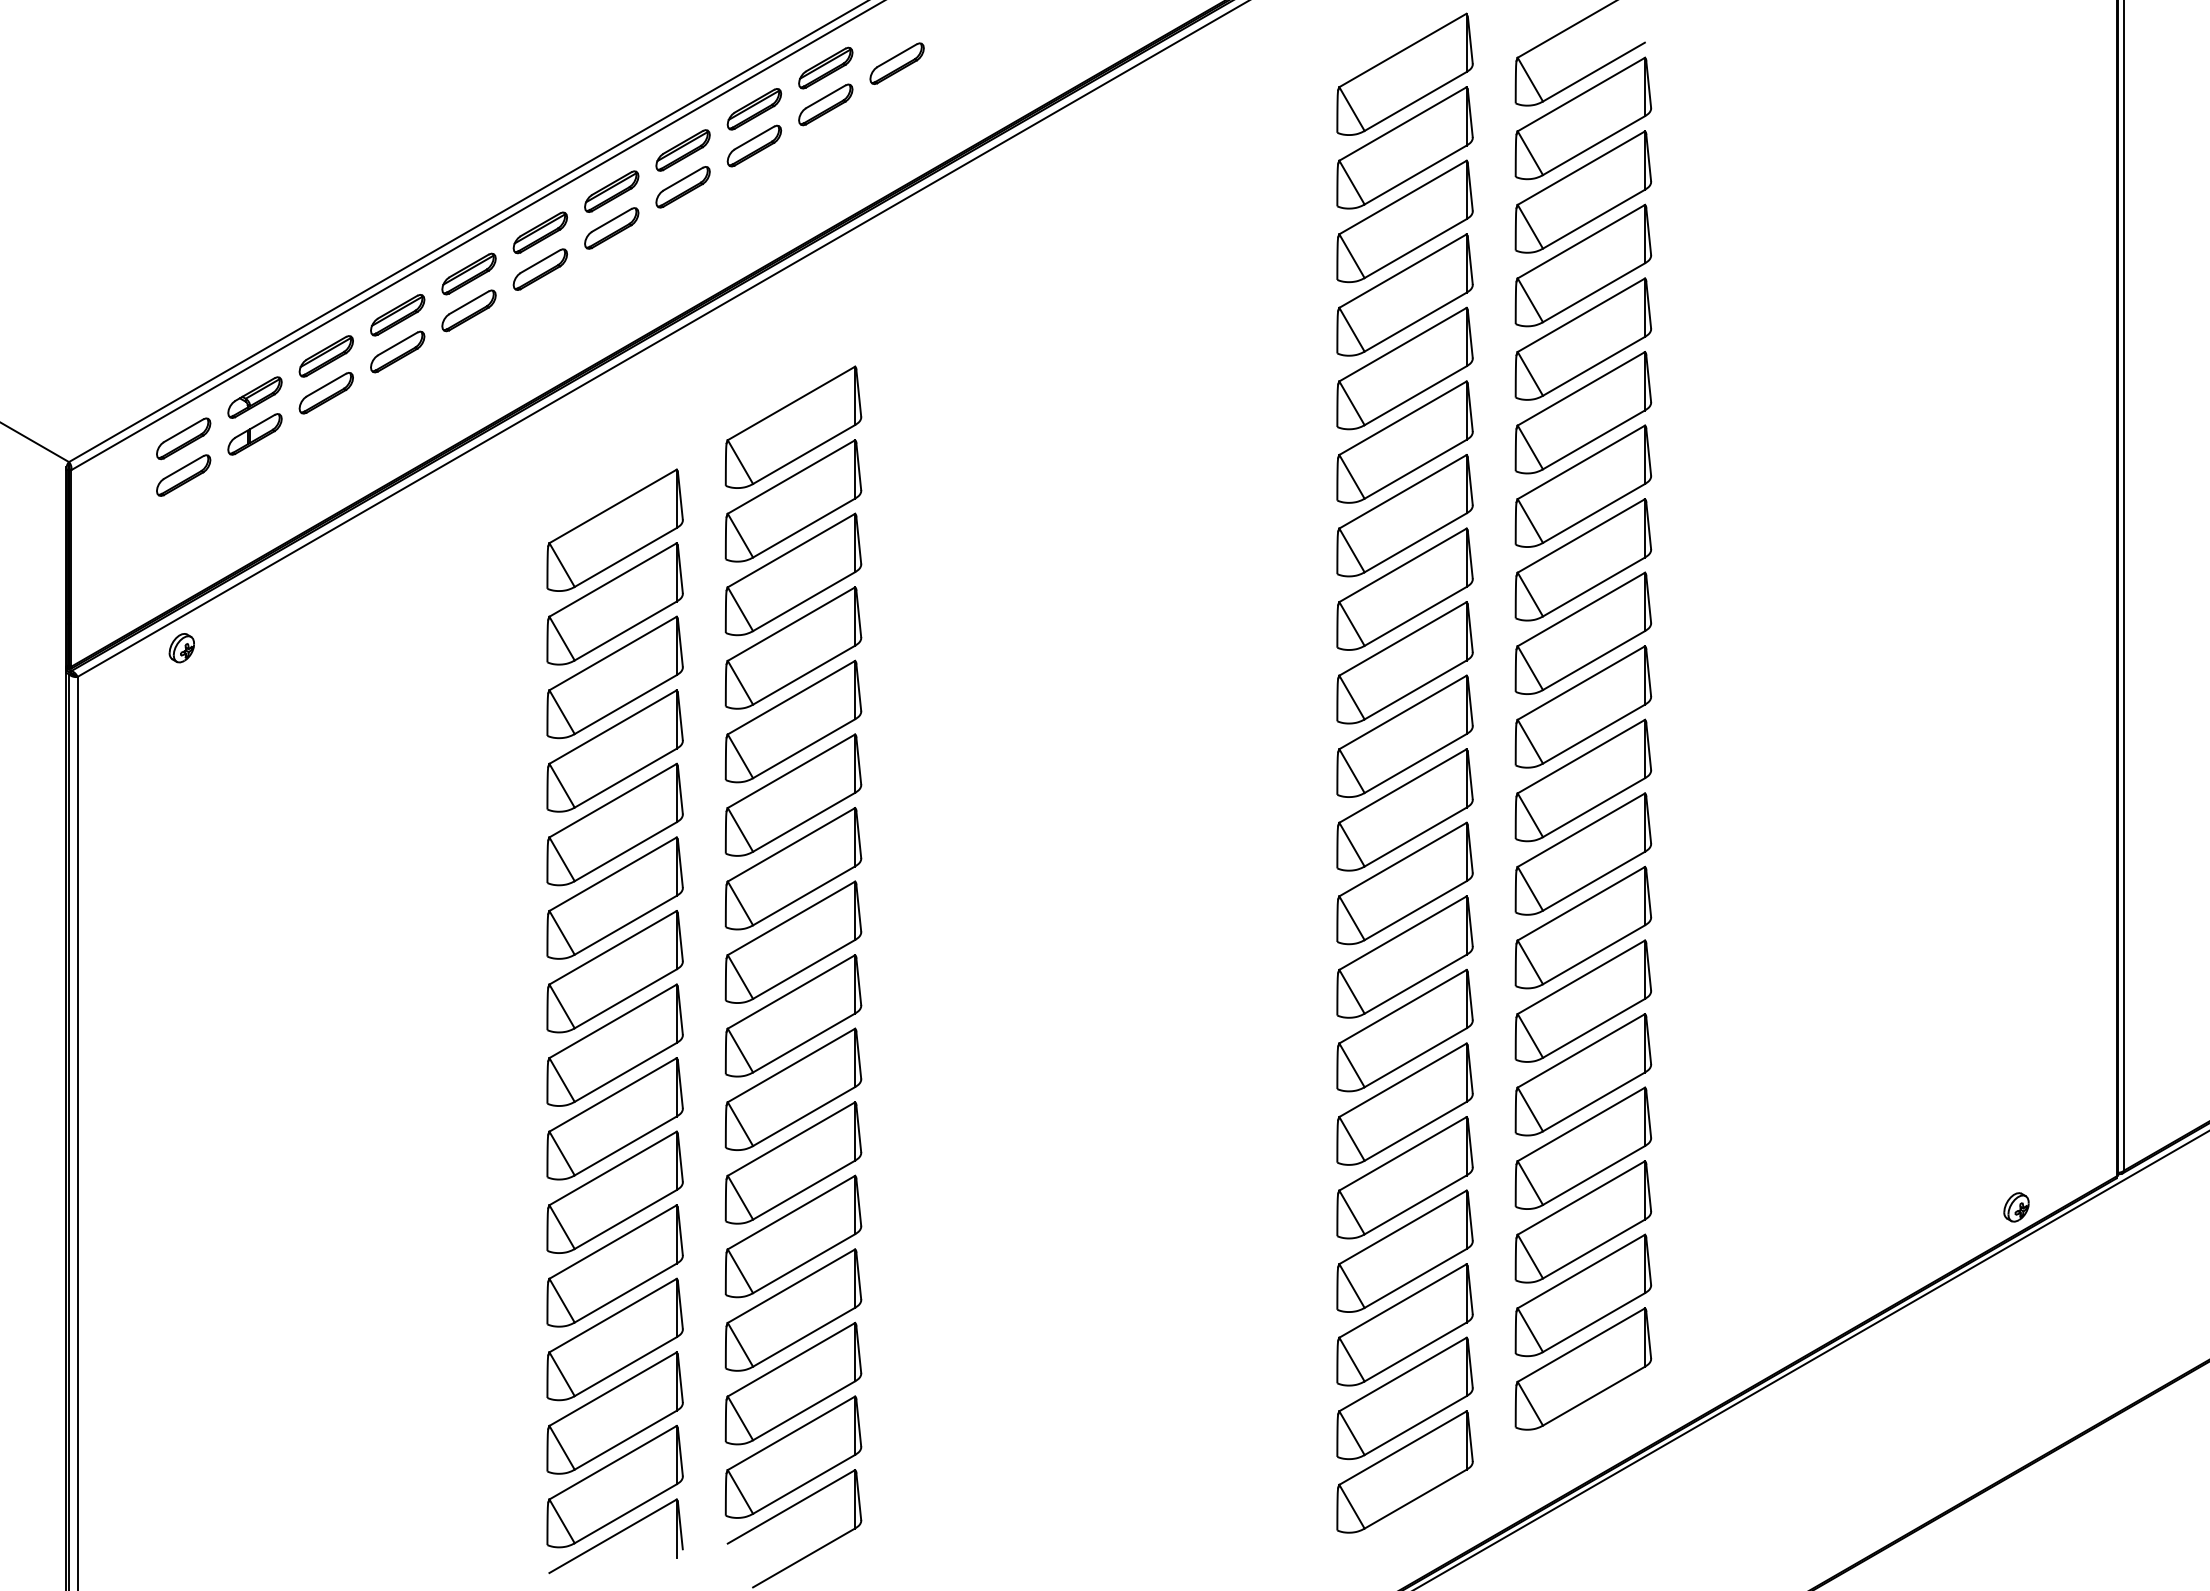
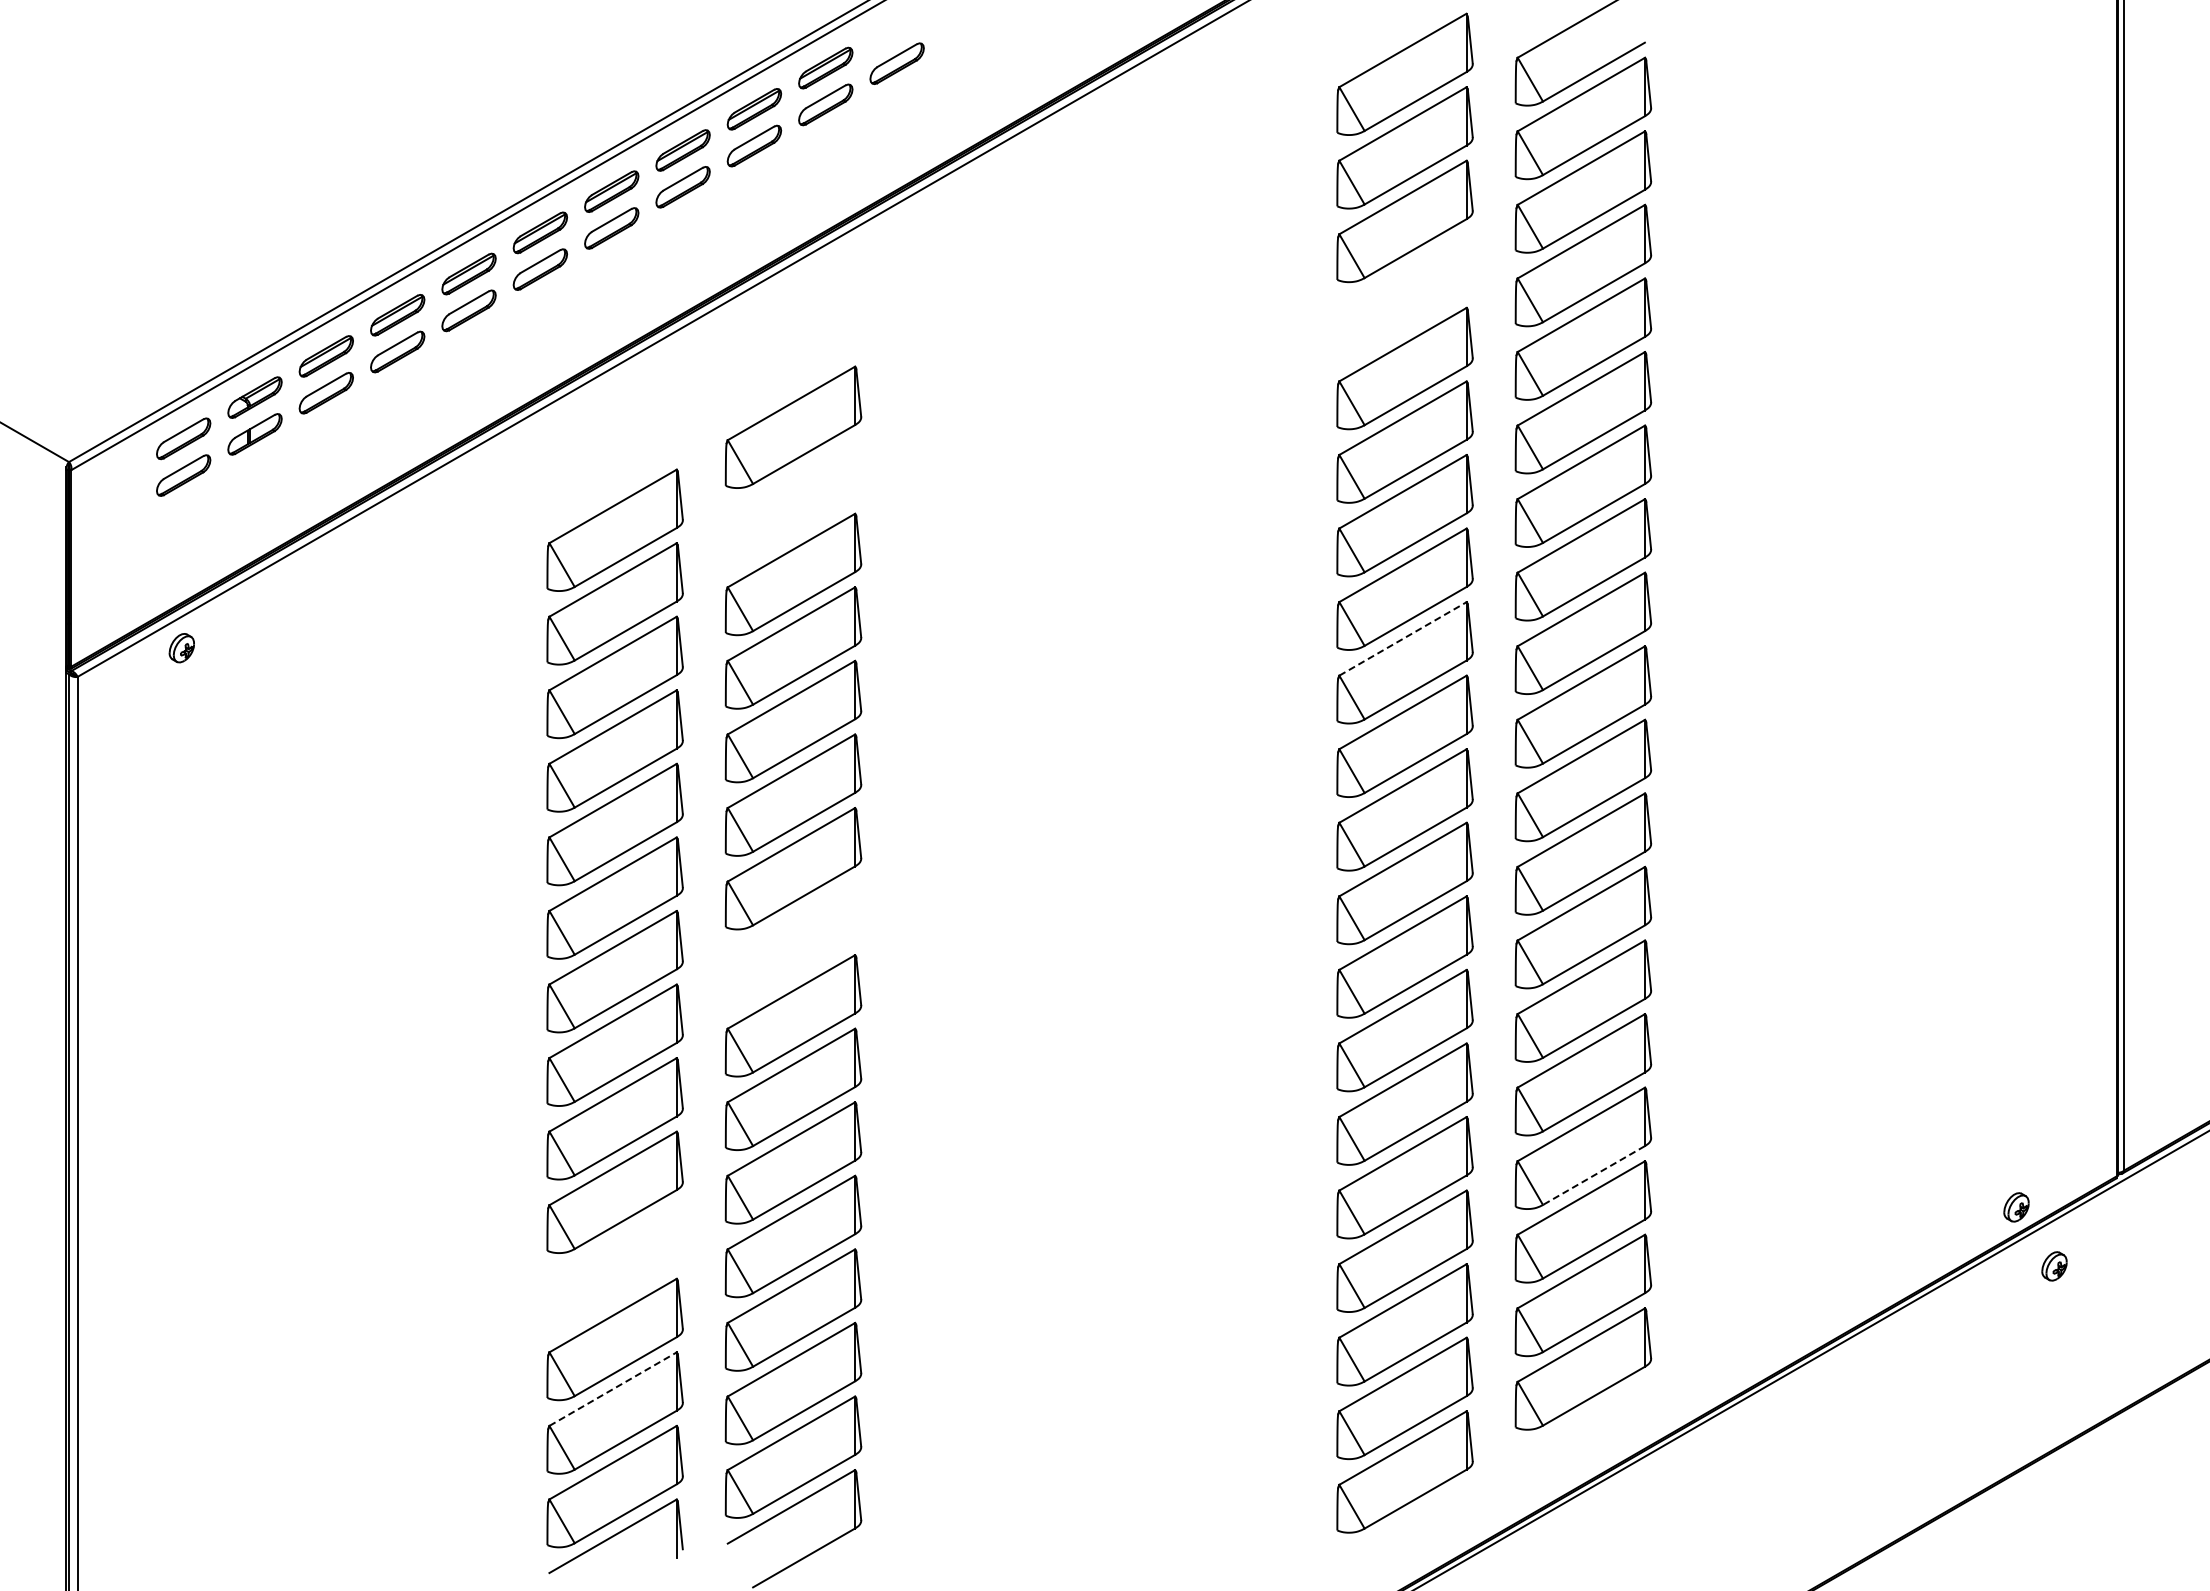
part: present -> none (1404, 294)
part: present -> none (793, 500)
line: solid -> dashed (1403, 638)
part: present -> none (793, 941)
line: solid -> dashed (1593, 1175)
part: present -> none (614, 1265)
part: none -> present (2054, 1266)
line: solid -> dashed (613, 1388)
